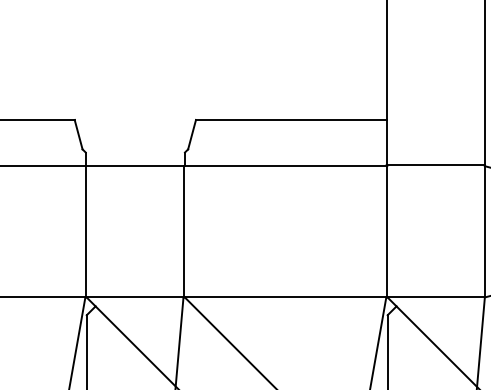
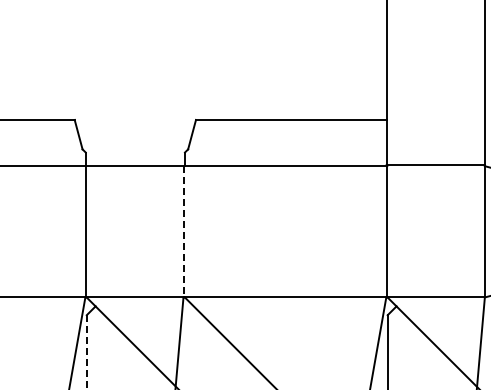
line: solid -> dashed (184, 231)
line: solid -> dashed (86, 352)
